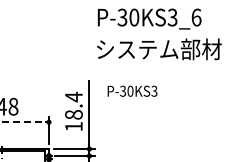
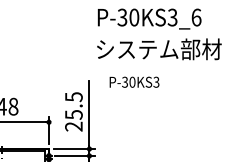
text position: (132, 90) -> (134, 81) (134, 81)
text: 18.4 -> 25.5 (73, 111)
line: dashed -> solid (23, 122)
